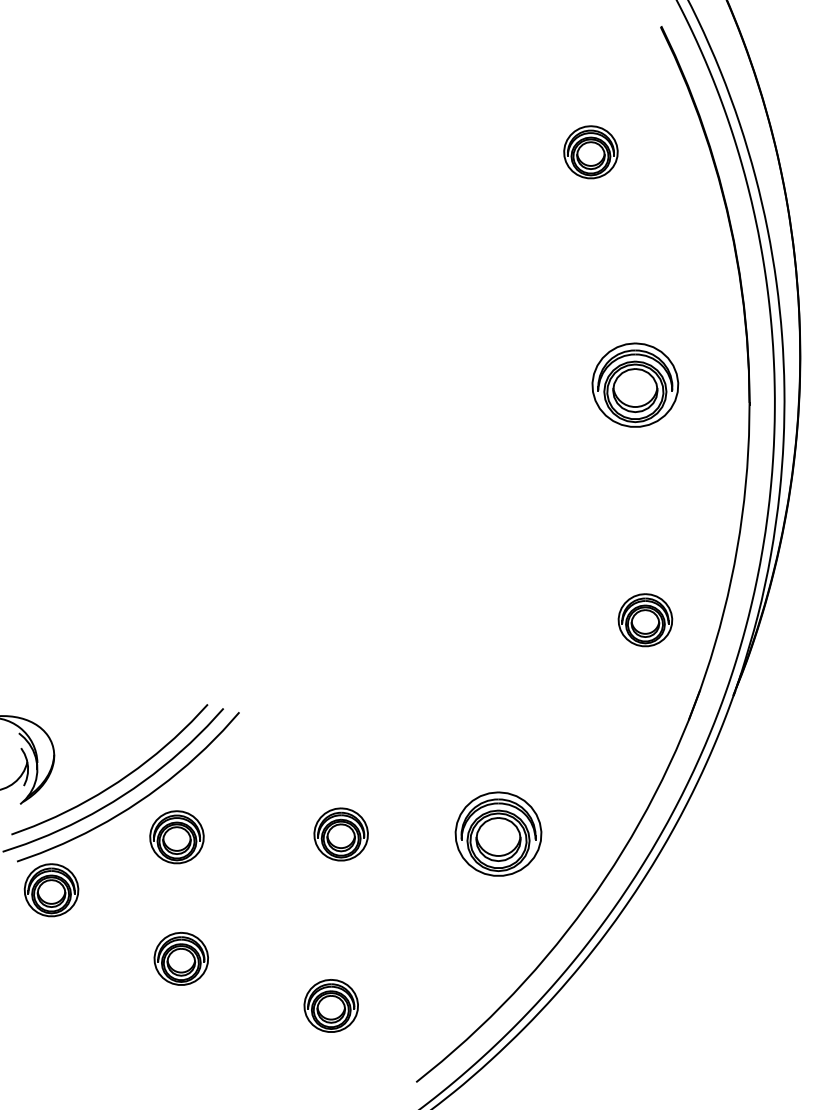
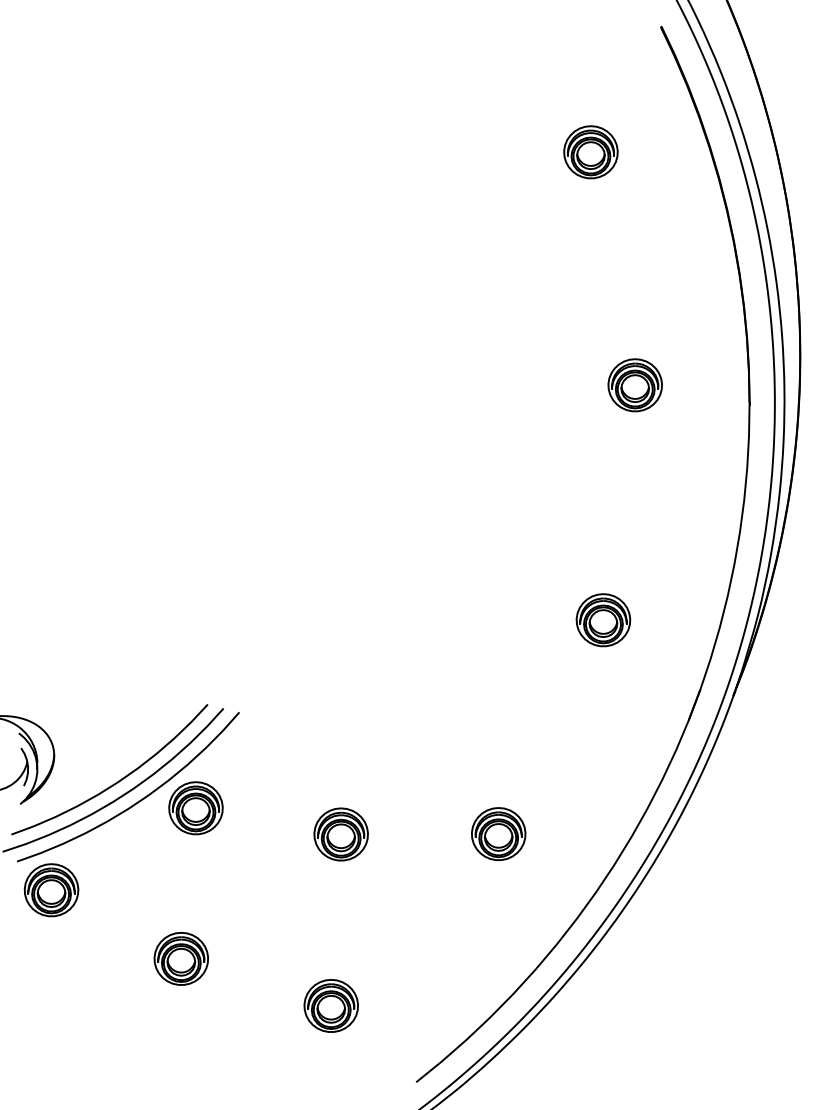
part size: 89x86 px -> 56x55 px (634, 385)
part position: (645, 620) -> (603, 620) (603, 620)
part size: 89x86 px -> 56x54 px (498, 833)
part position: (176, 837) -> (195, 808) (195, 808)
